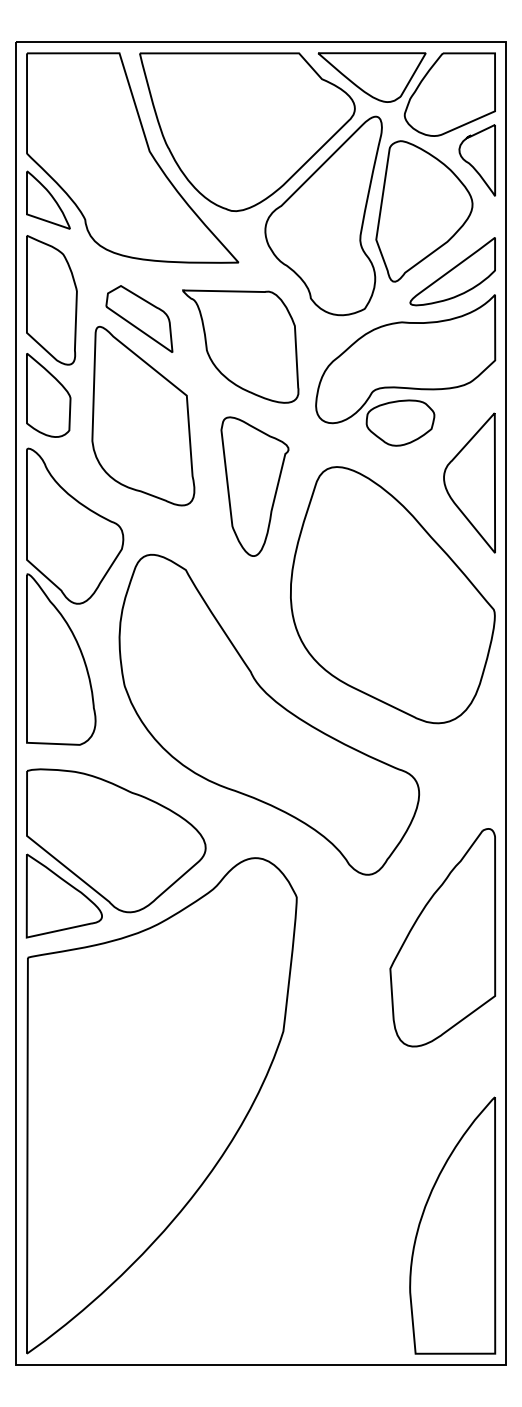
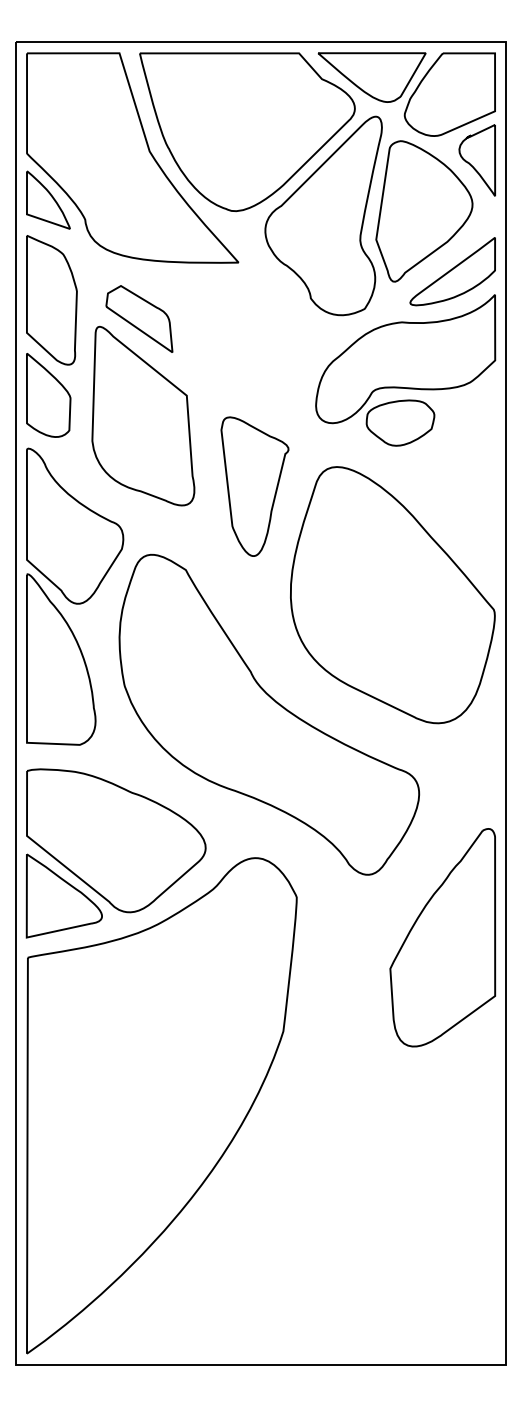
part: present -> none (240, 346)
part: present -> none (469, 482)
part: present -> none (452, 1225)
